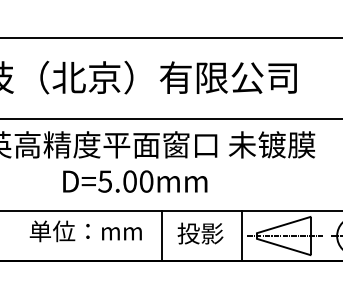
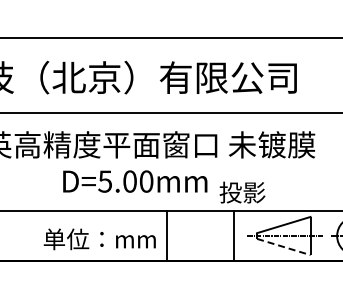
line position: (170, 119) -> (170, 113) (170, 113)
text position: (85, 231) -> (99, 239) (99, 239)
text position: (200, 233) -> (242, 192) (242, 192)
line position: (162, 235) -> (167, 235) (167, 235)
line position: (241, 235) -> (233, 235) (233, 235)
line: solid -> dashed (283, 246)
